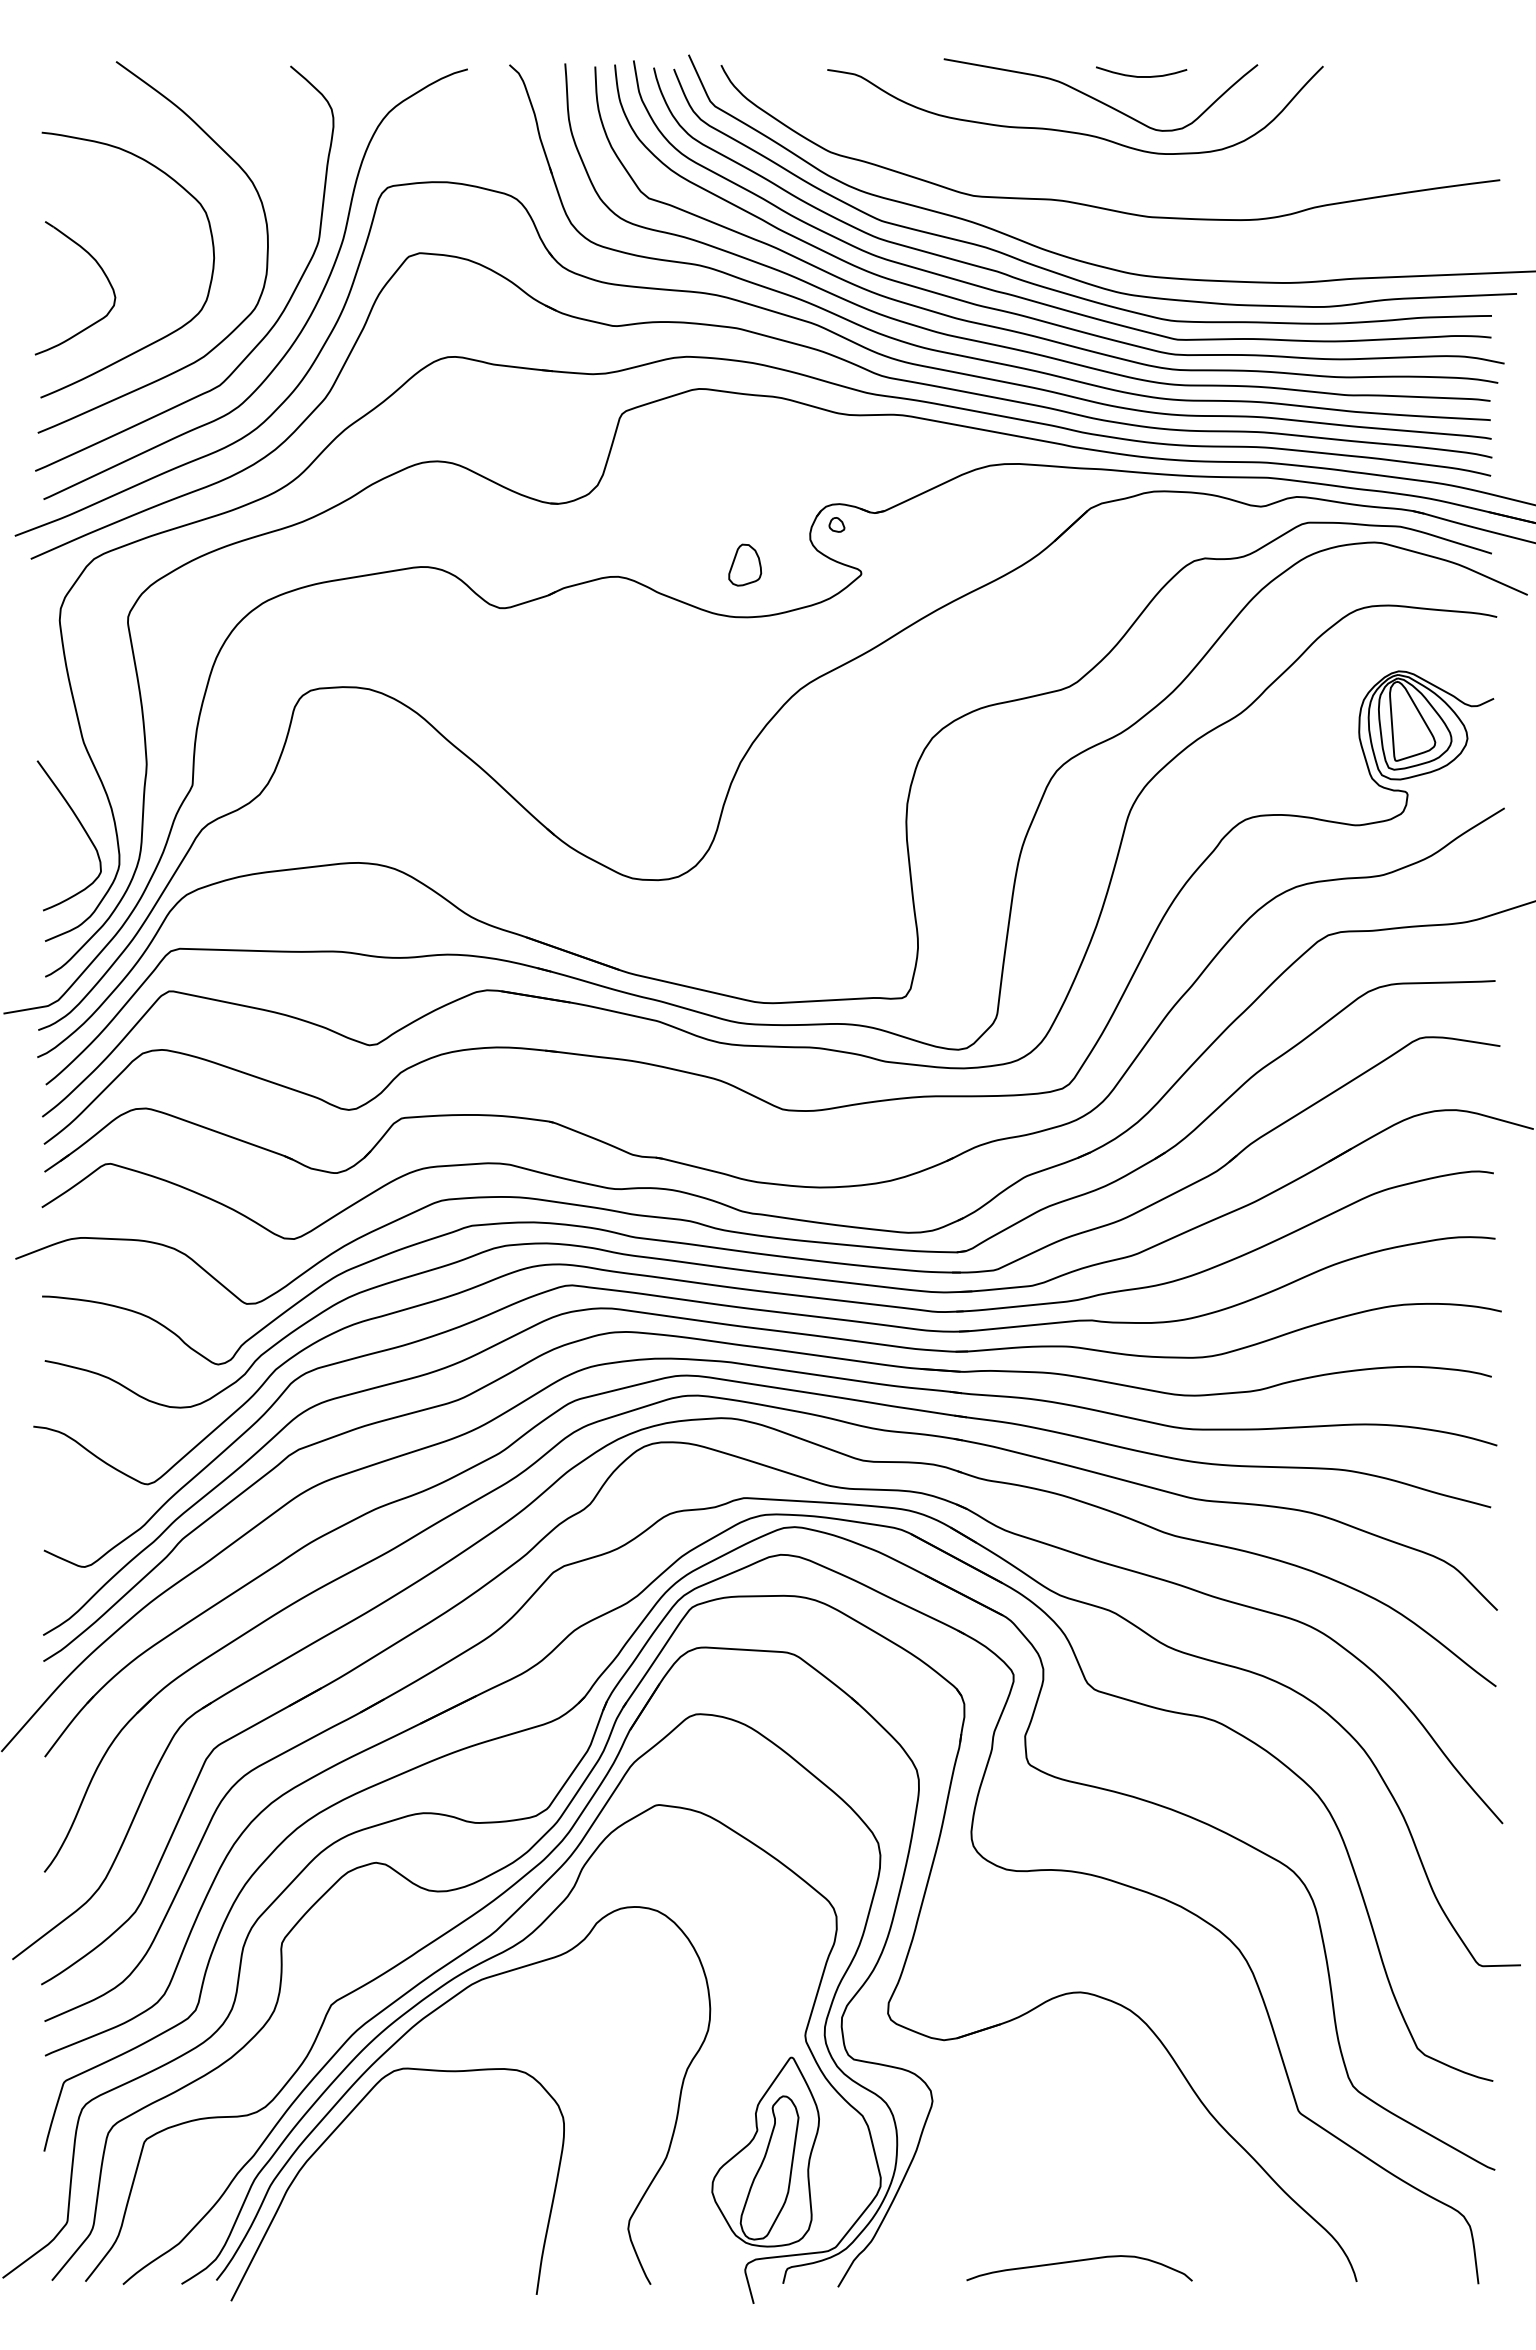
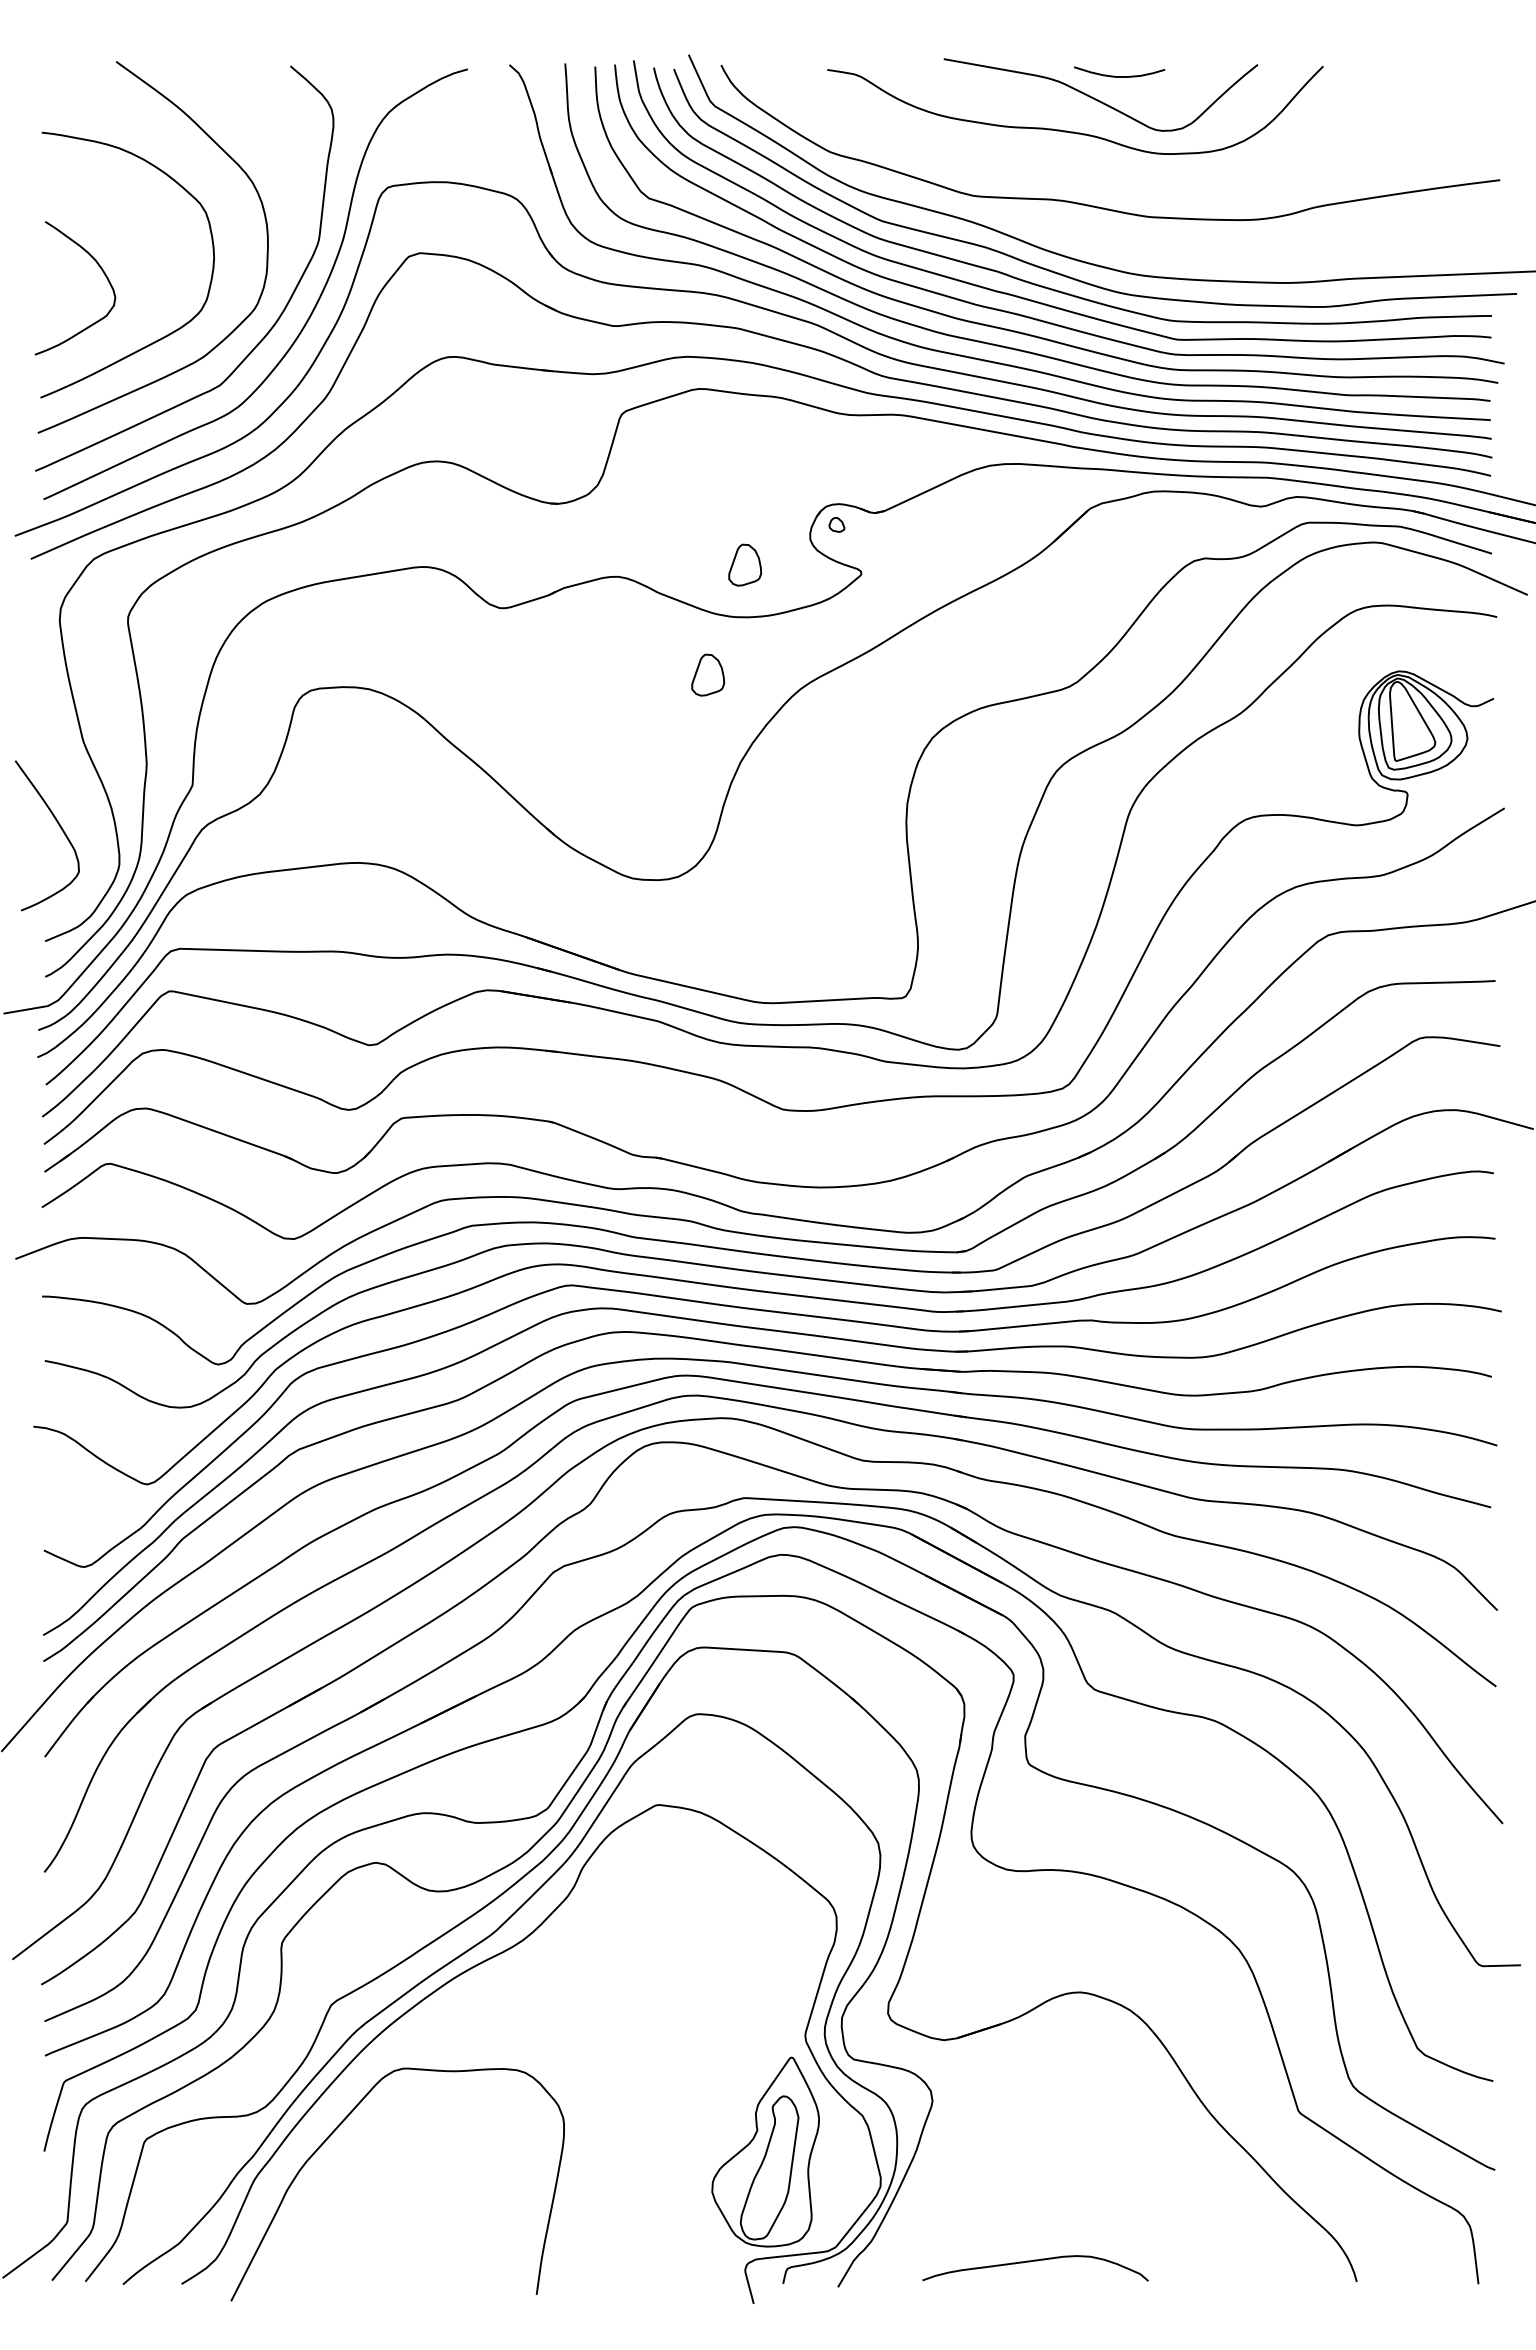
curve position: (1141, 76) -> (1119, 76) (1119, 76)
part: none -> present (708, 674)
curve position: (80, 825) -> (58, 825) (58, 825)
curve: present -> none (406, 2034)
curve position: (1079, 2261) -> (1035, 2261) (1035, 2261)
